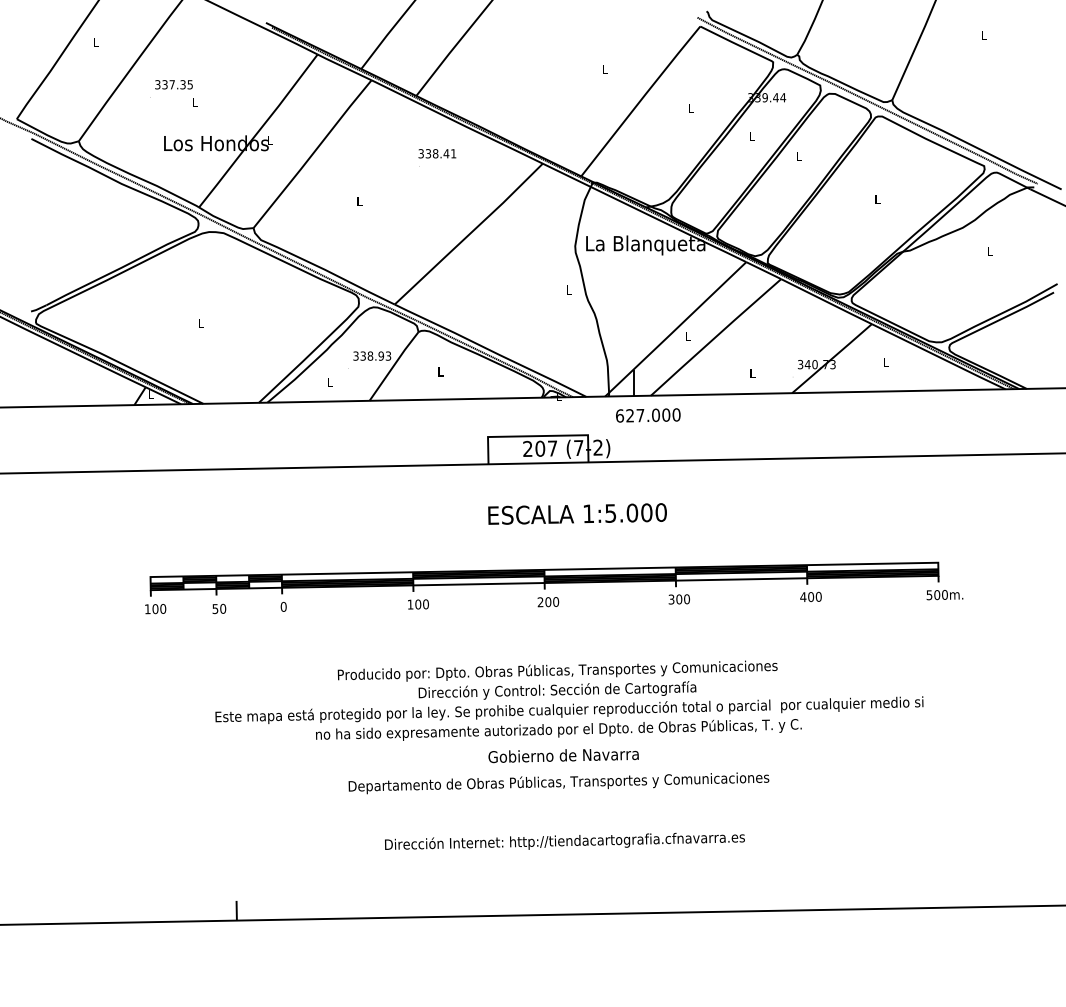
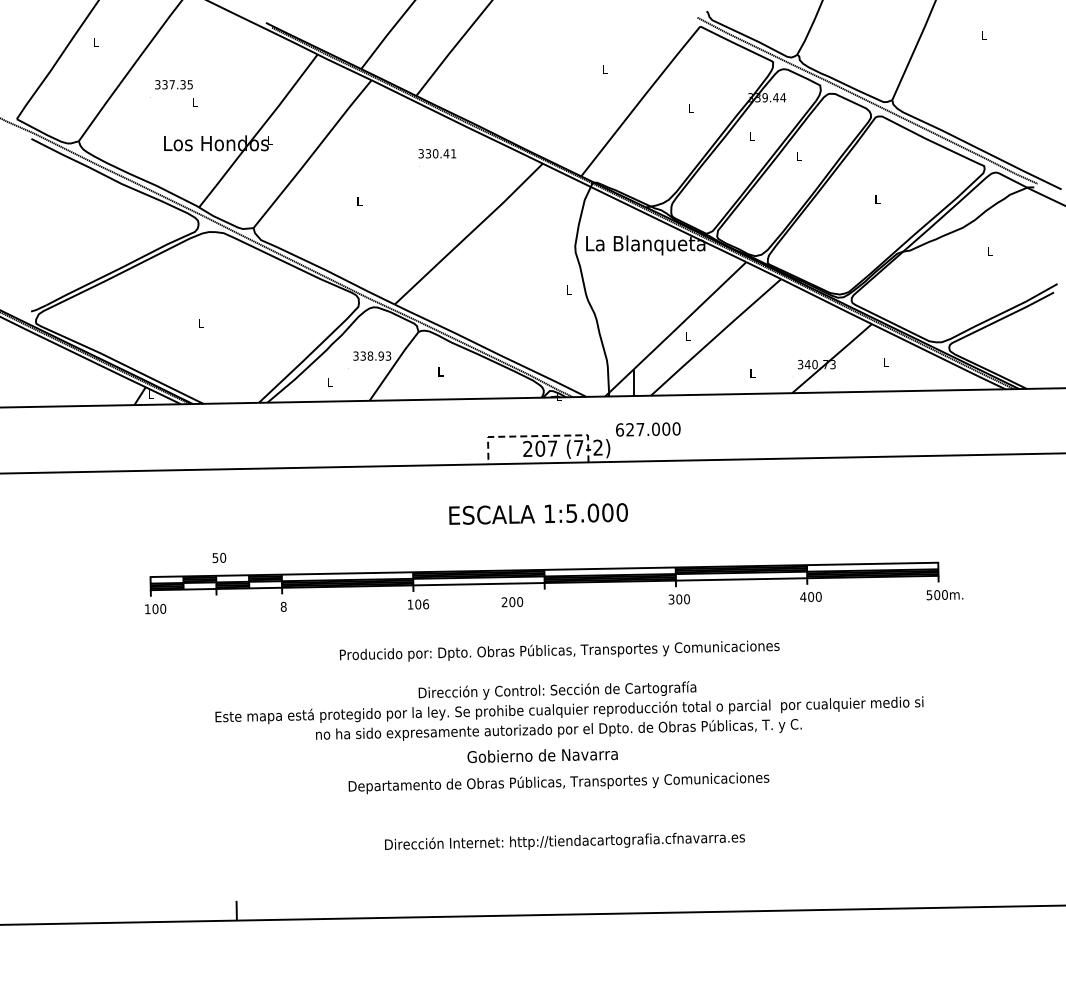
text: 338.41 -> 330.41 (435, 153)
text position: (648, 415) -> (648, 429) (648, 429)
line: solid -> dashed (537, 436)
text position: (577, 513) -> (538, 513) (538, 513)
text position: (548, 602) -> (512, 602) (512, 602)
text: 100 -> 106 (426, 603)
text: 0 -> 8 (283, 606)
text position: (219, 608) -> (219, 557) (219, 557)
text position: (557, 670) -> (559, 650) (559, 650)
text position: (563, 756) -> (542, 756) (542, 756)
